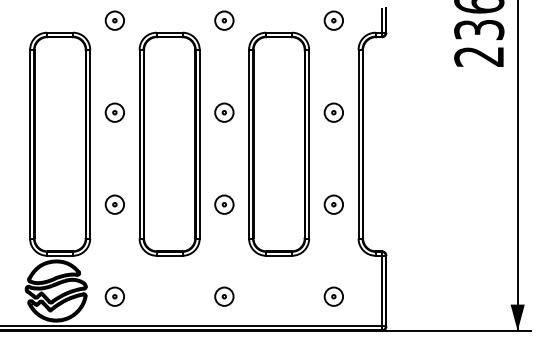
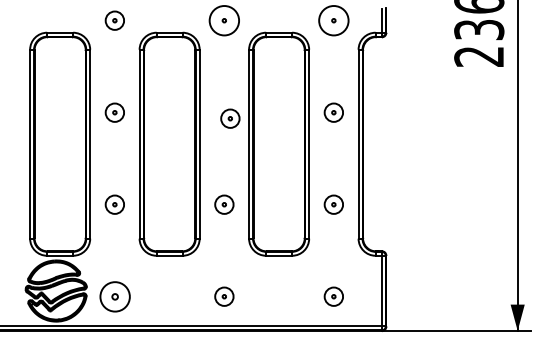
circle diameter: 18 px -> 29 px (224, 20)
circle diameter: 18 px -> 29 px (333, 20)
part position: (224, 112) -> (230, 118) (230, 118)
part size: 21x21 px -> 32x32 px (114, 296)
